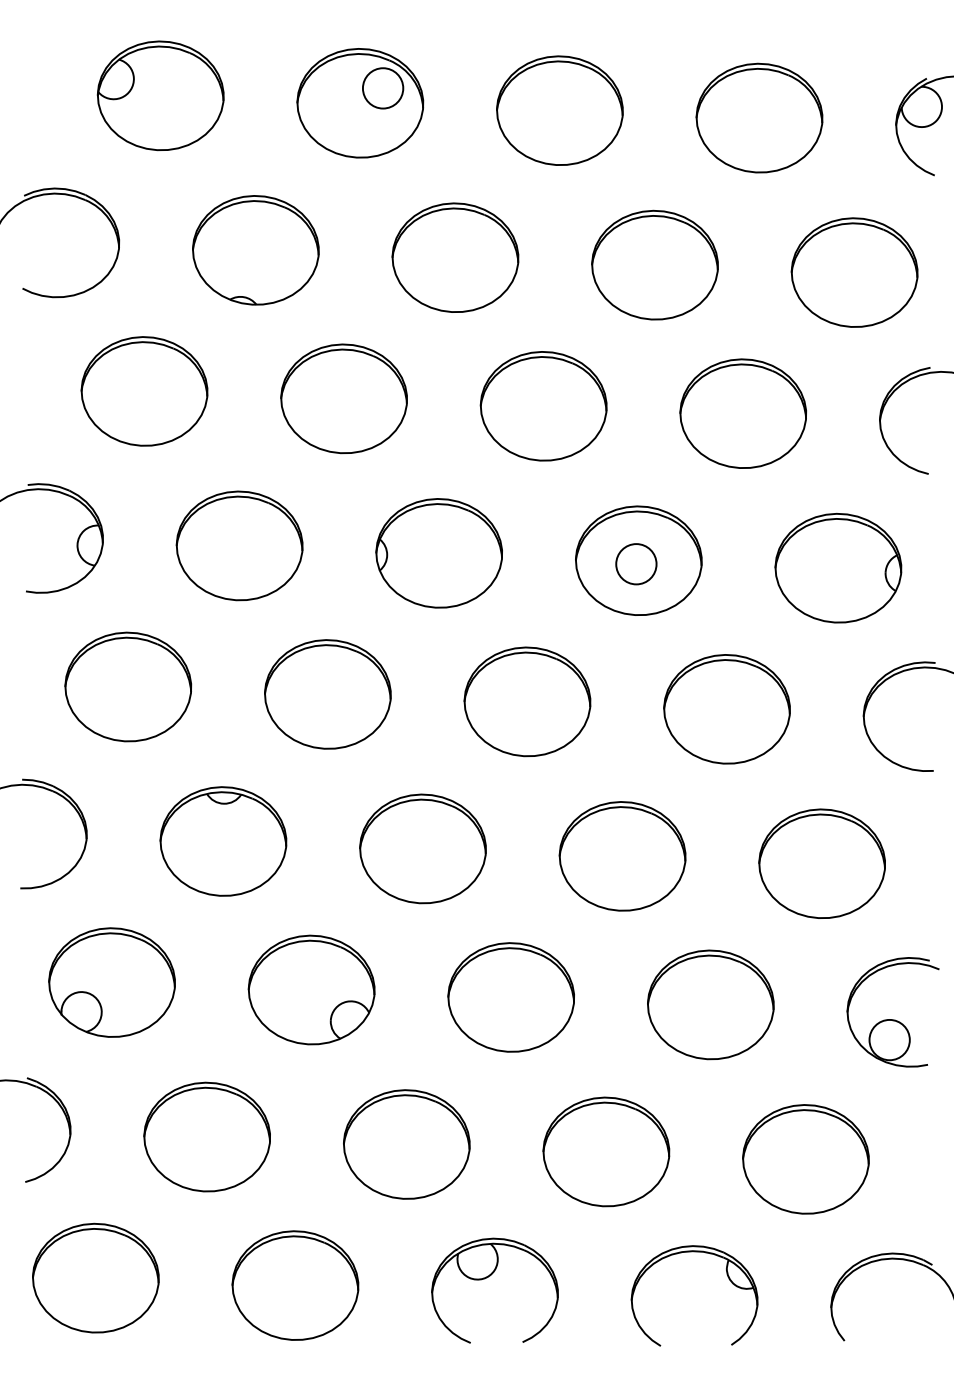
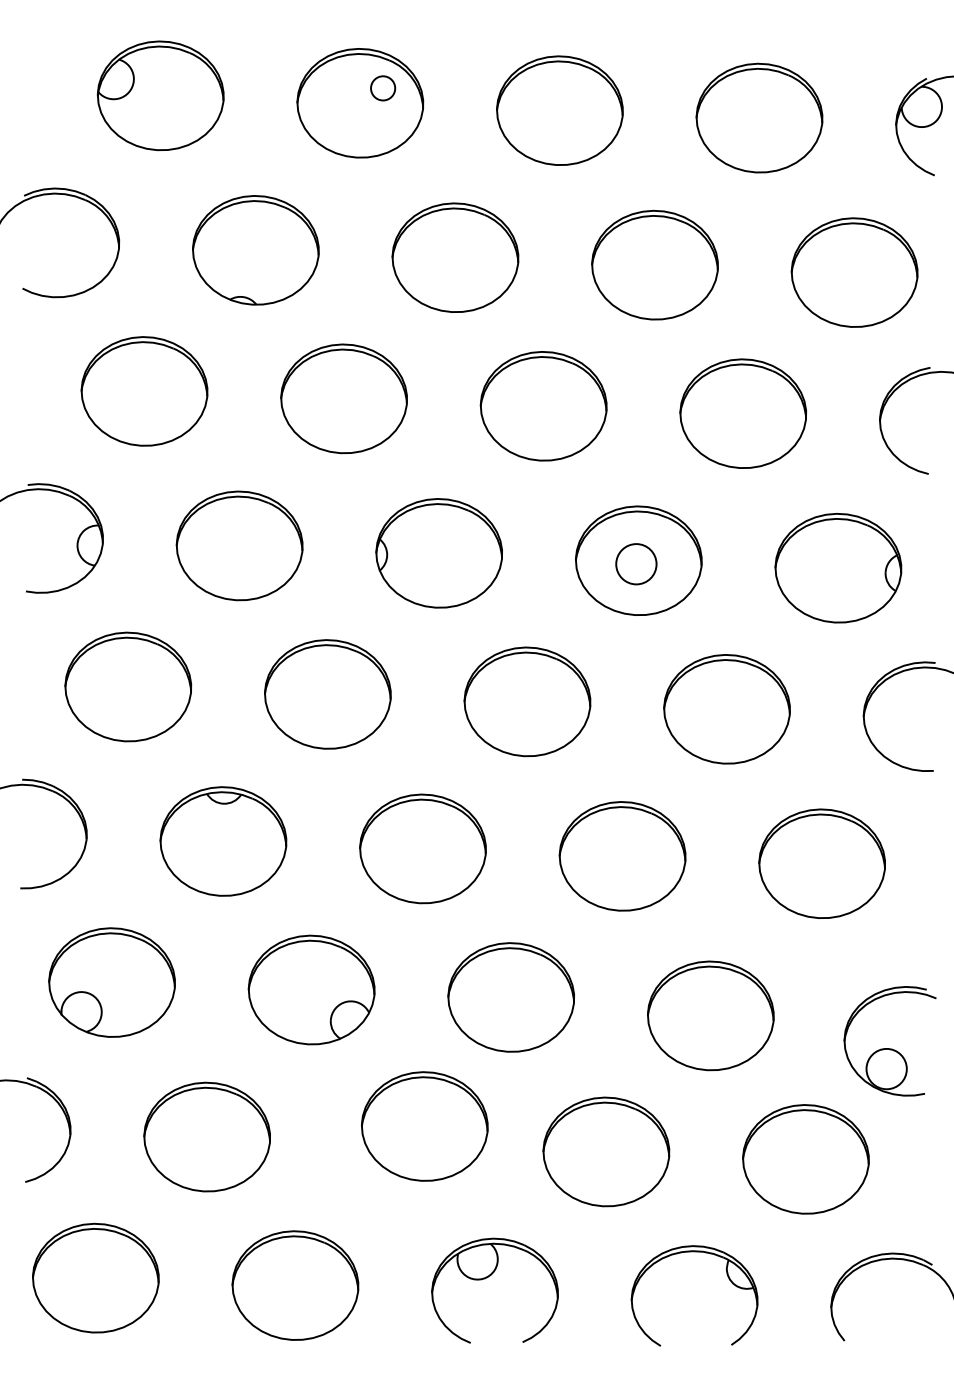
circle diameter: 40 px -> 24 px (383, 88)
part position: (710, 1004) -> (710, 1015) (710, 1015)
part position: (892, 1019) -> (889, 1048) (889, 1048)
part position: (406, 1144) -> (424, 1126) (424, 1126)
